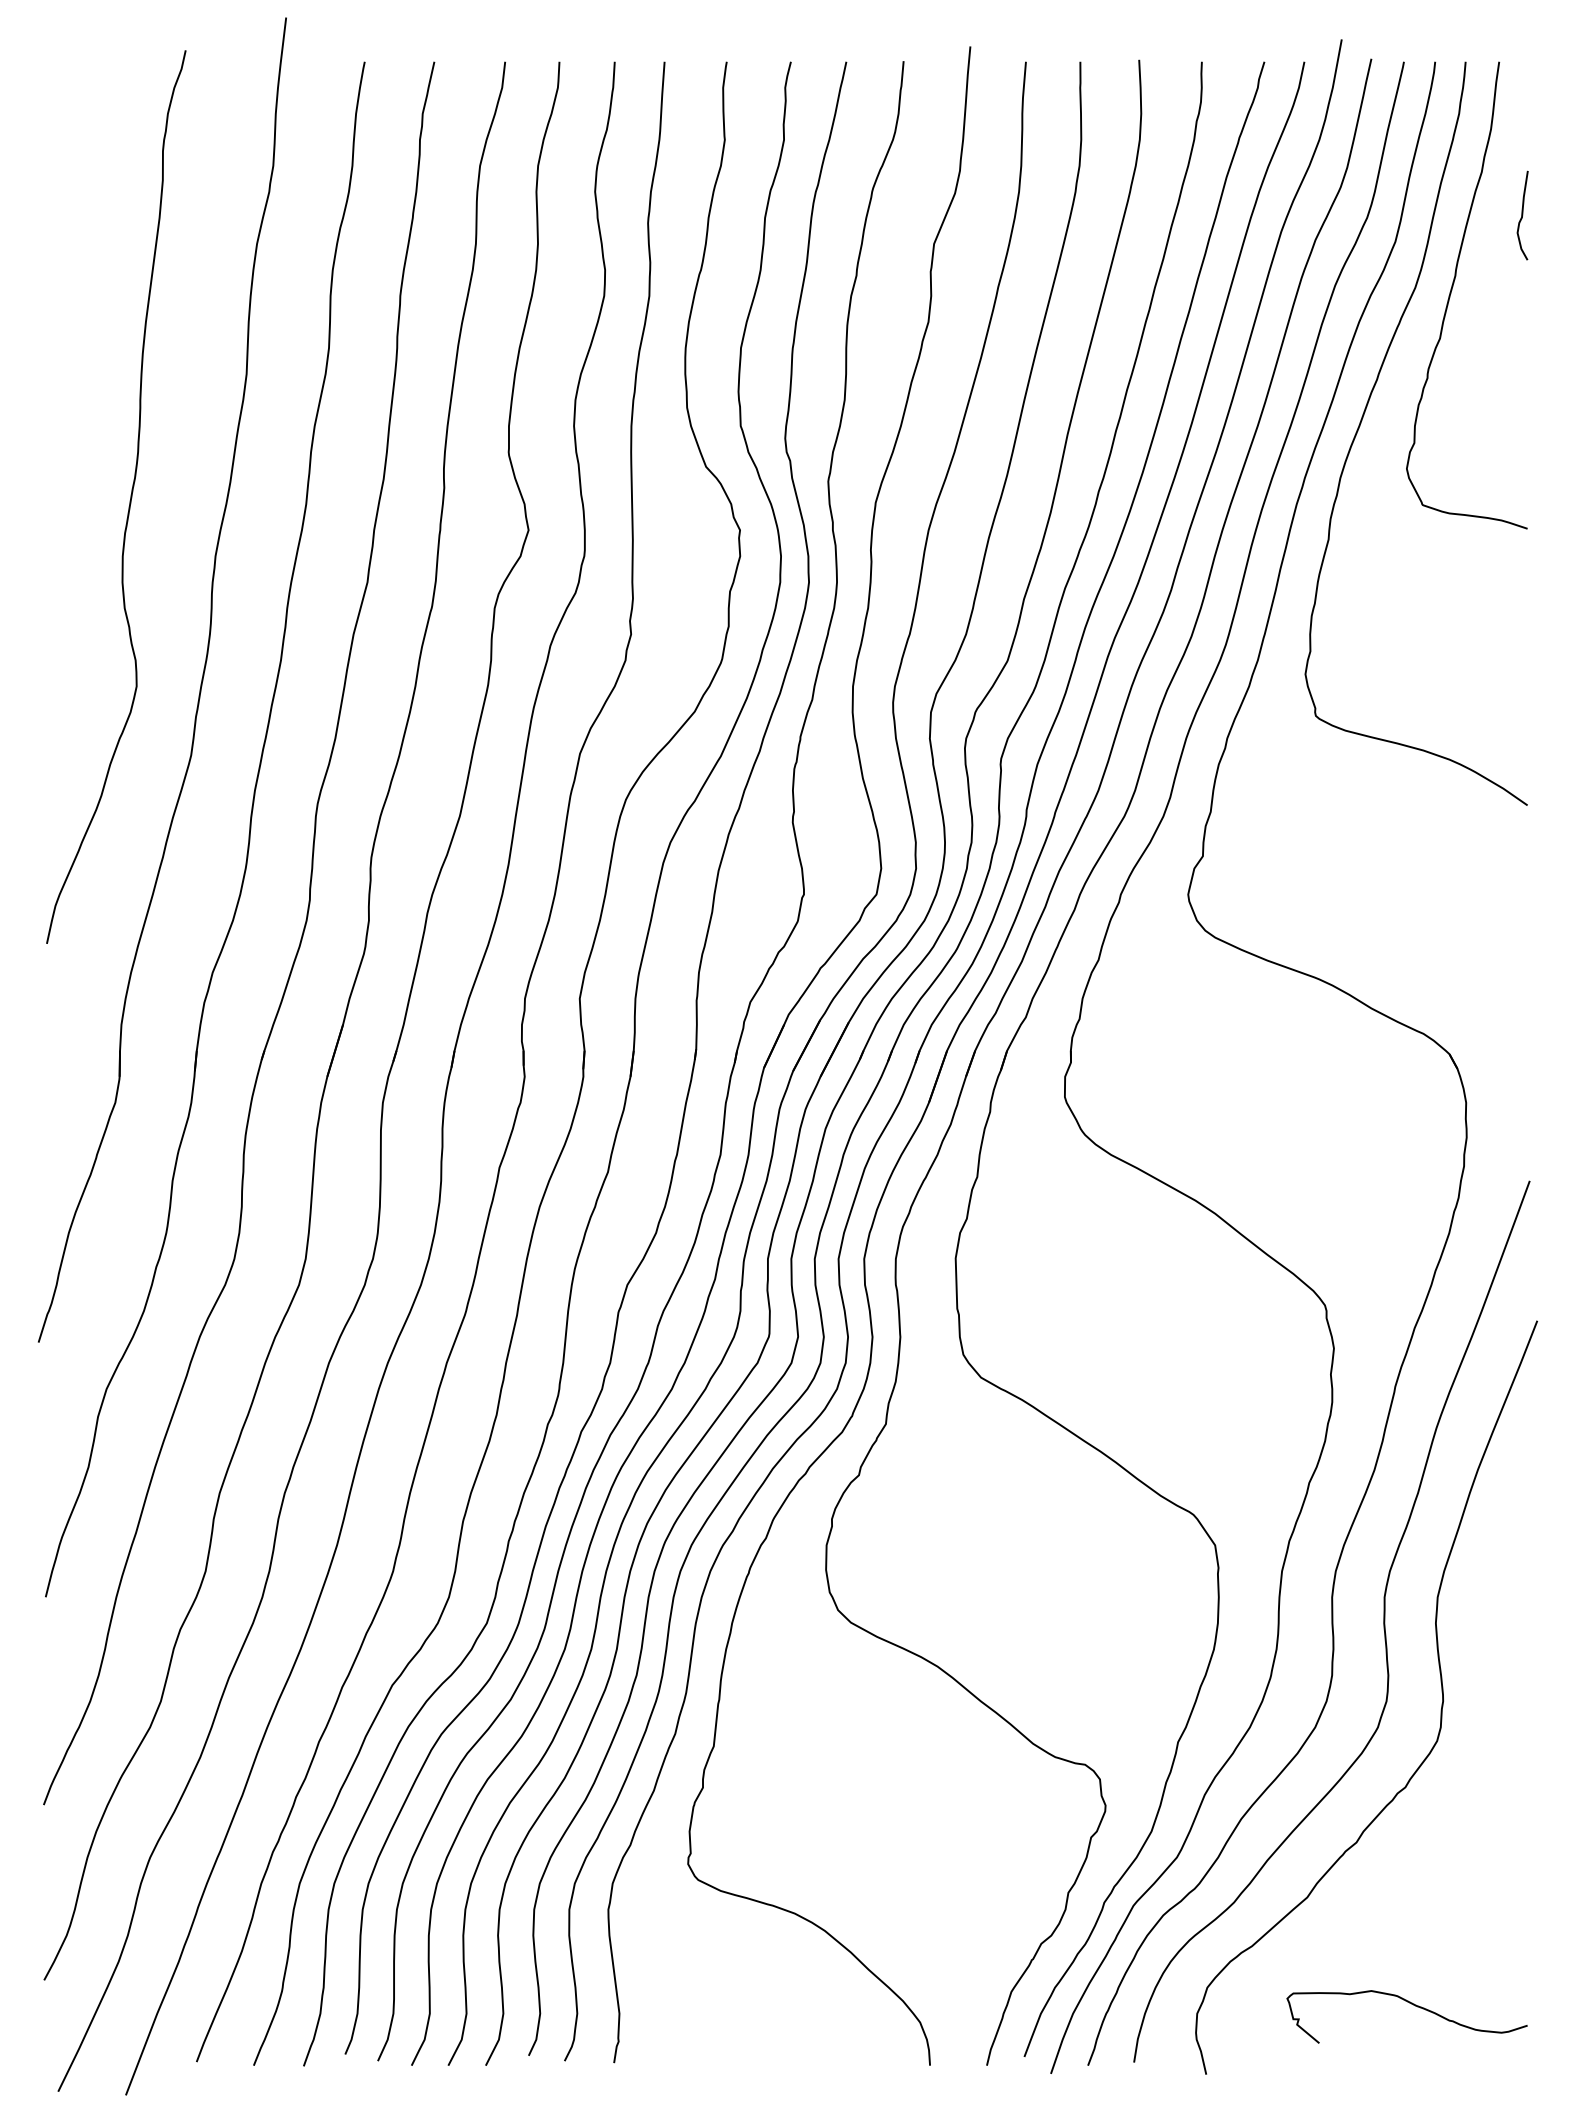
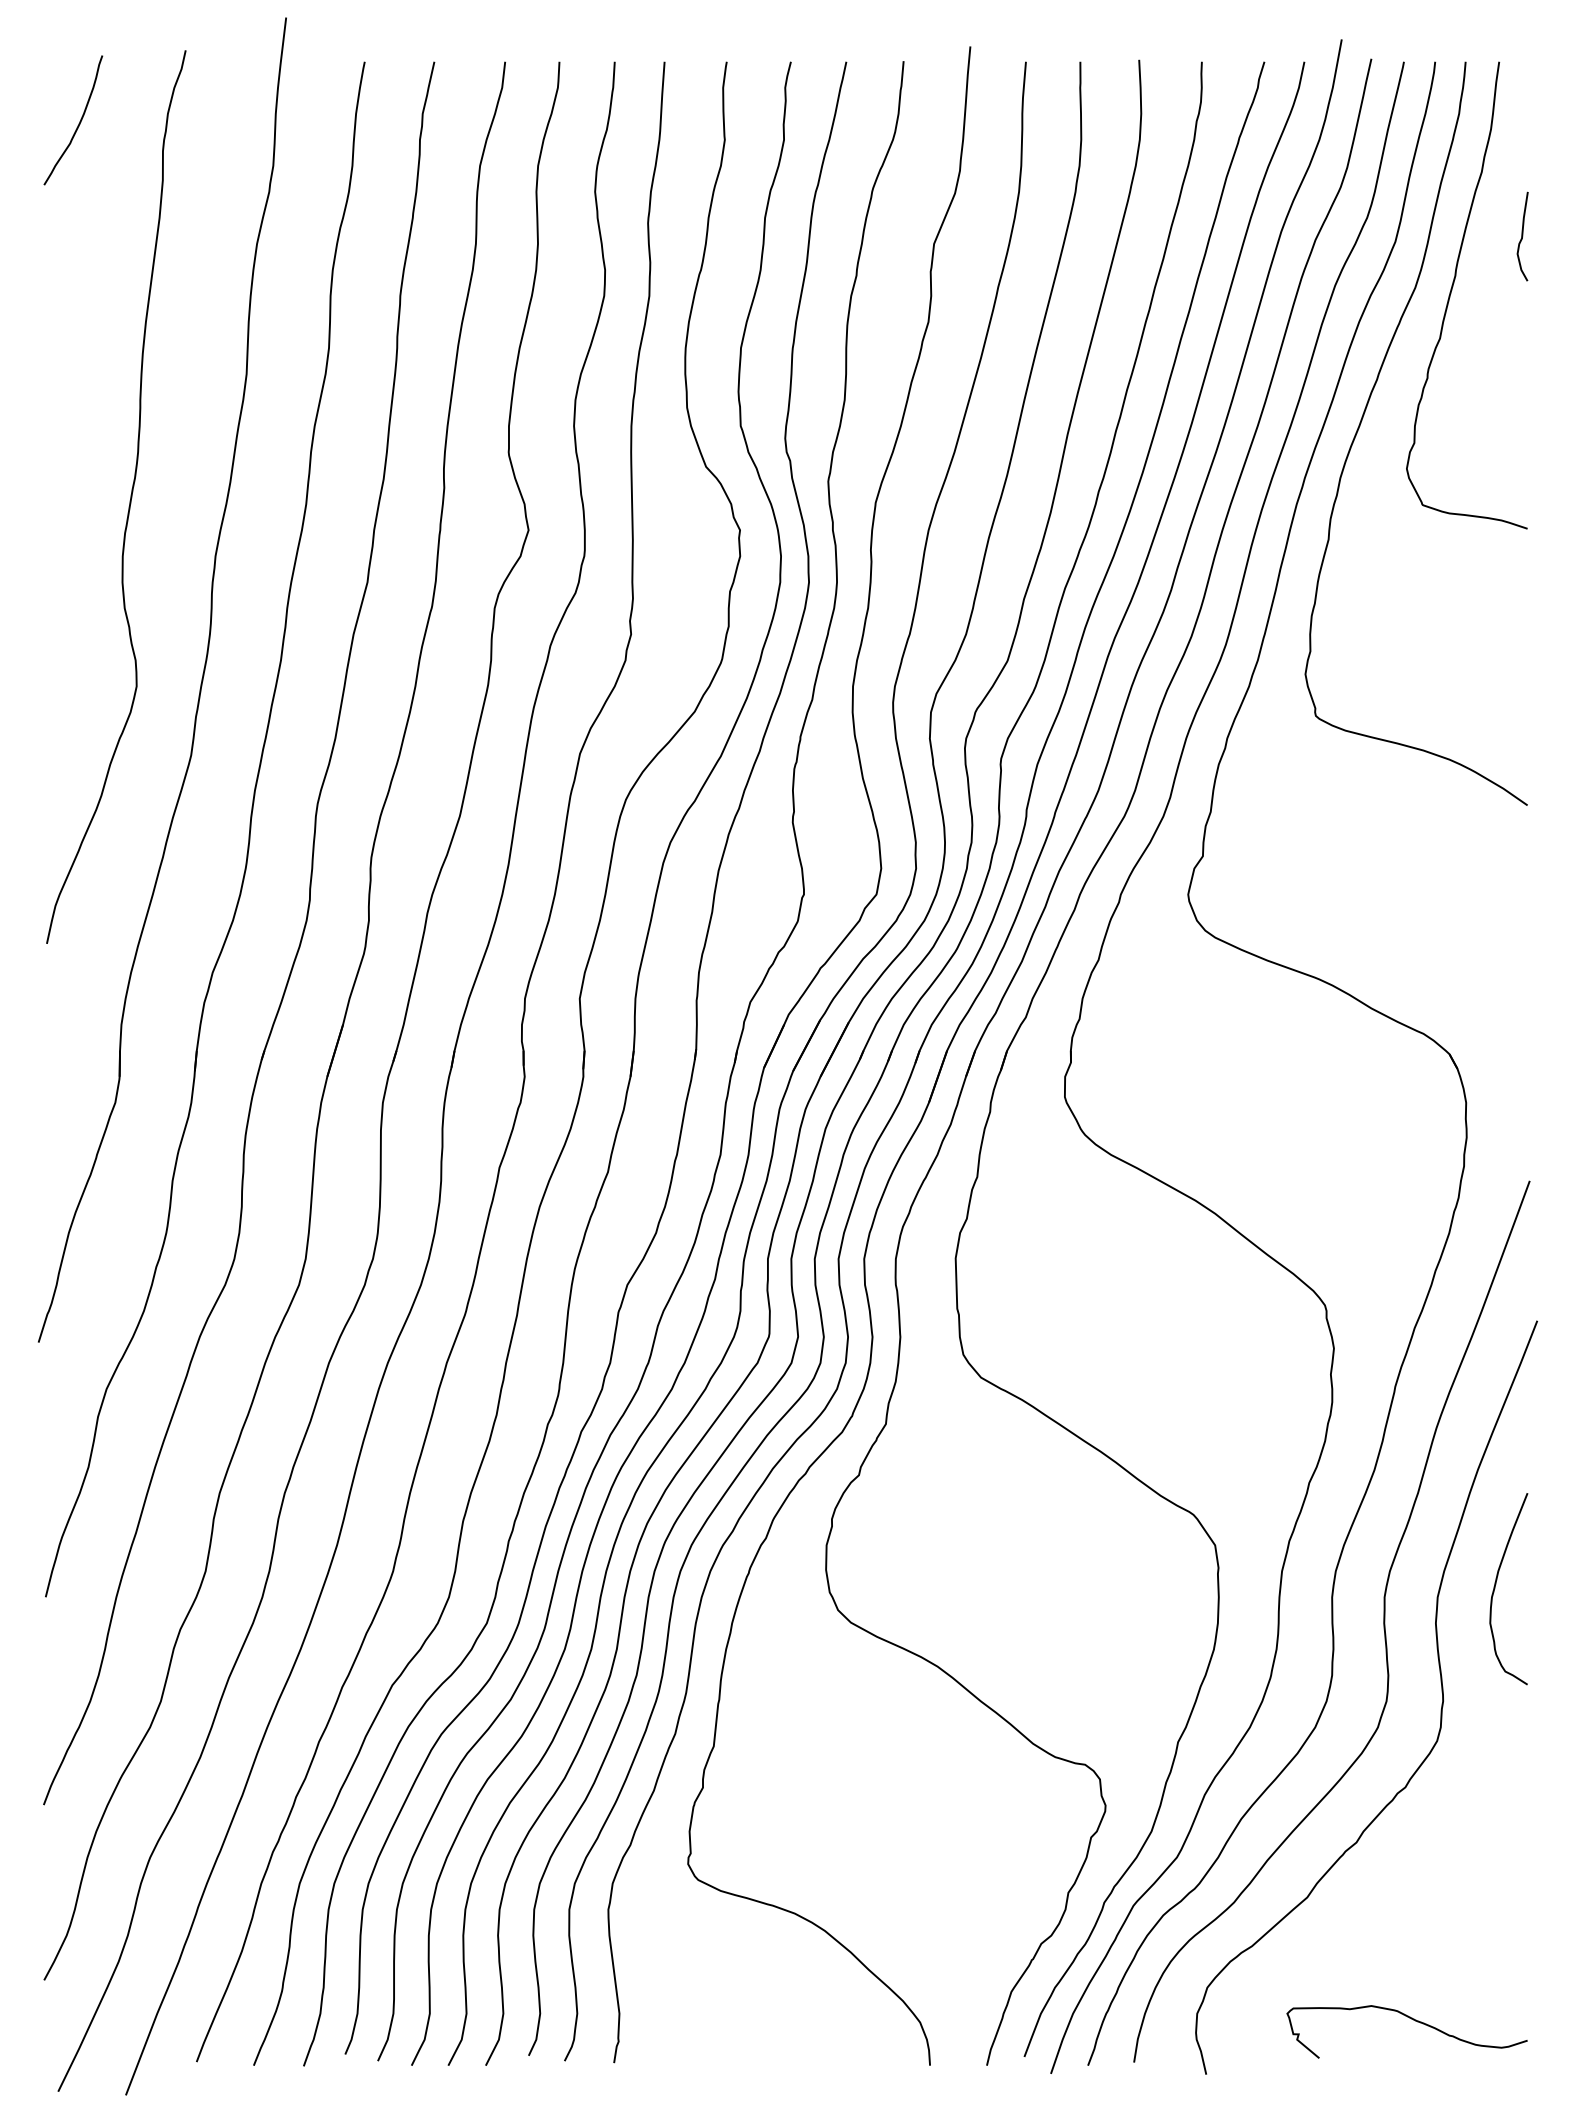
curve: none -> present (78, 123)
curve position: (1522, 215) -> (1522, 236) (1522, 236)
curve: none -> present (1496, 1584)
curve position: (1411, 2004) -> (1411, 2019) (1411, 2019)
